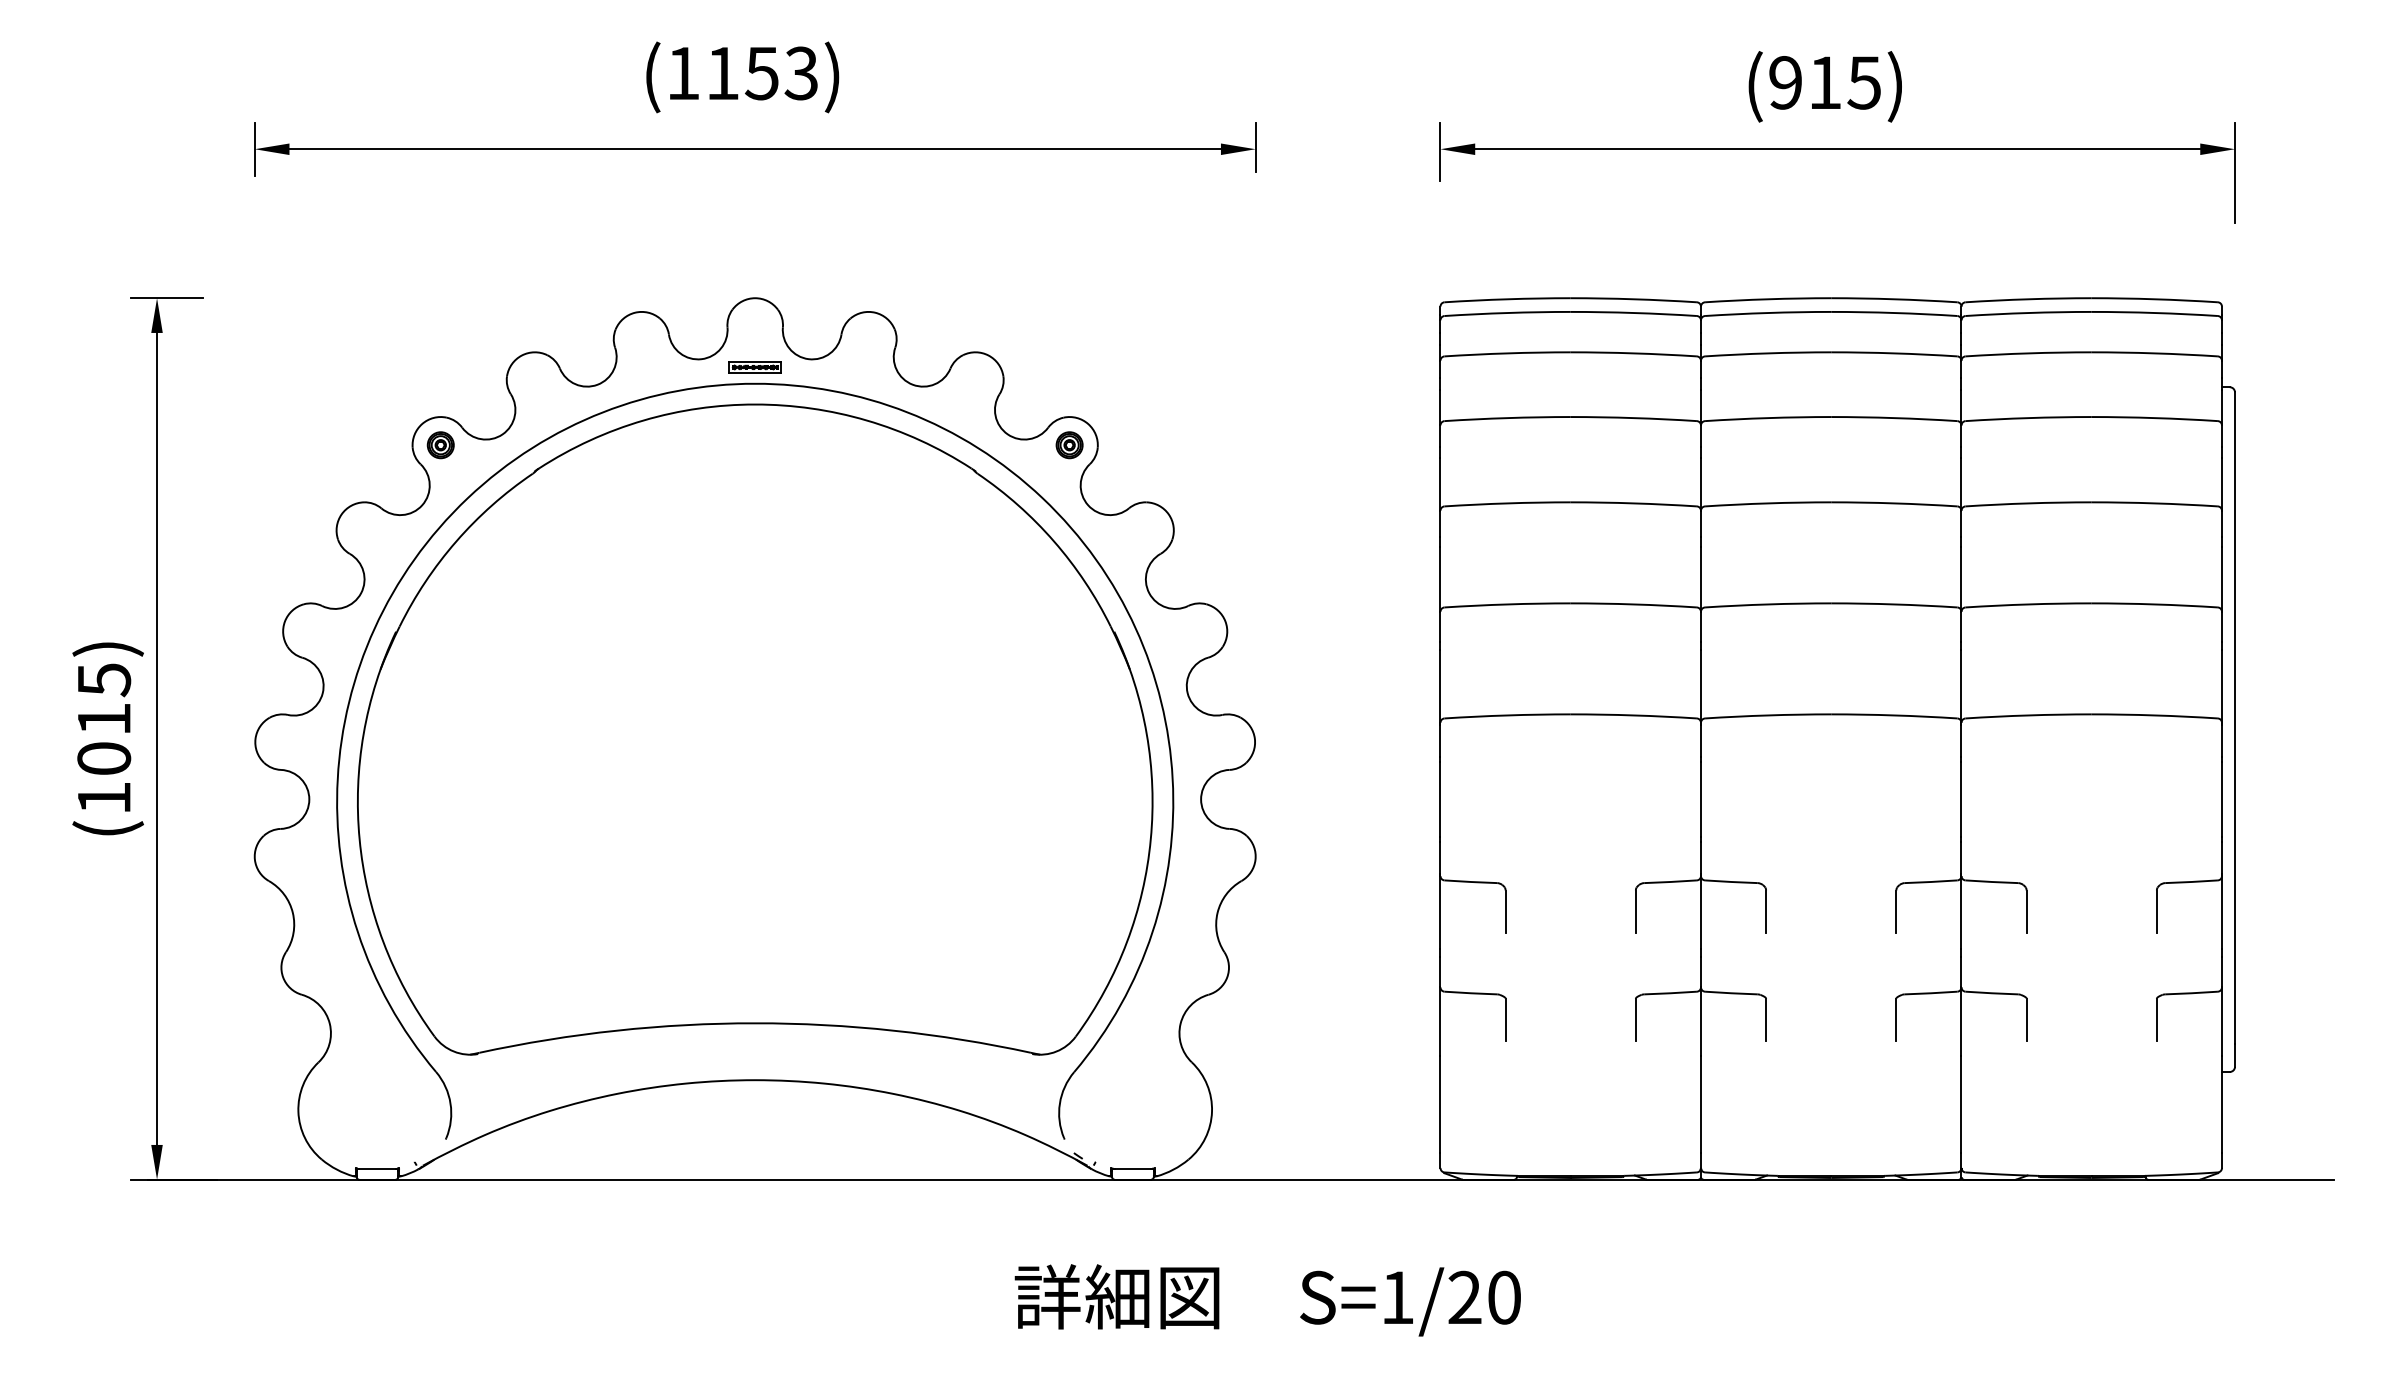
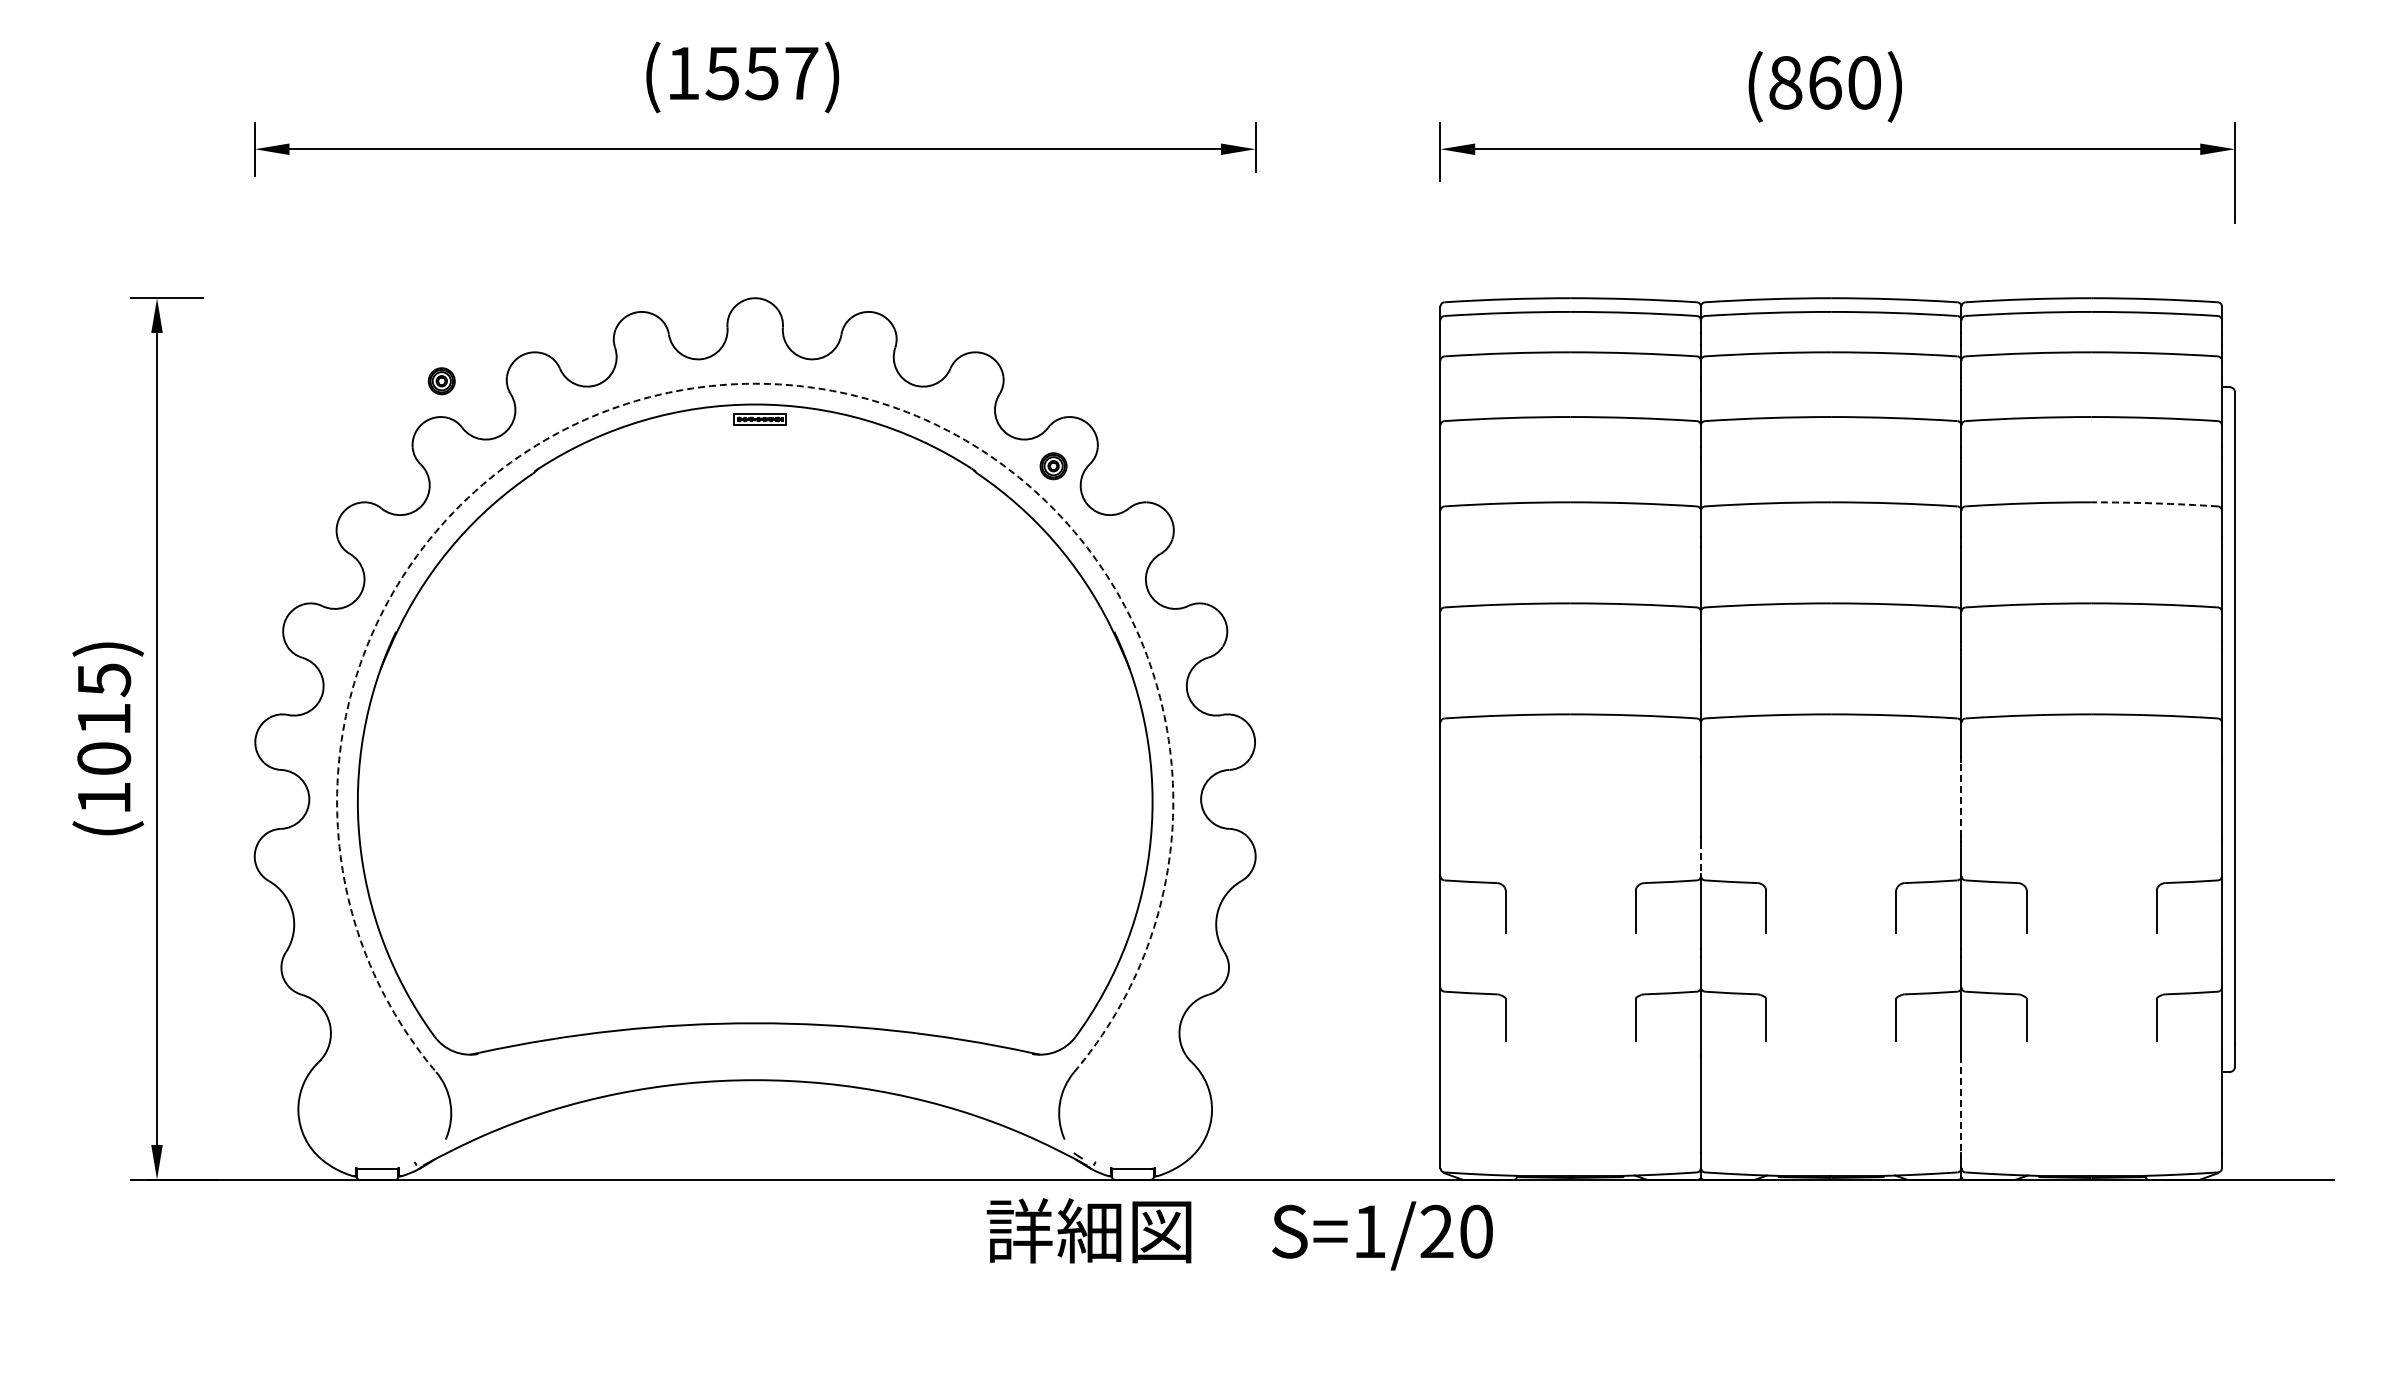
text: (1153) -> (1557) (761, 73)
text: (915) -> (860) (1824, 82)
part position: (754, 367) -> (759, 419) (759, 419)
arc: solid -> dashed (755, 383)
part position: (440, 445) -> (441, 381) (441, 381)
part position: (1069, 445) -> (1053, 466) (1053, 466)
arc: solid -> dashed (2154, 503)
line: solid -> dashed (1961, 799)
line: solid -> dashed (1700, 857)
line: solid -> dashed (1961, 1104)
text position: (1267, 1300) -> (1239, 1234) (1239, 1234)
